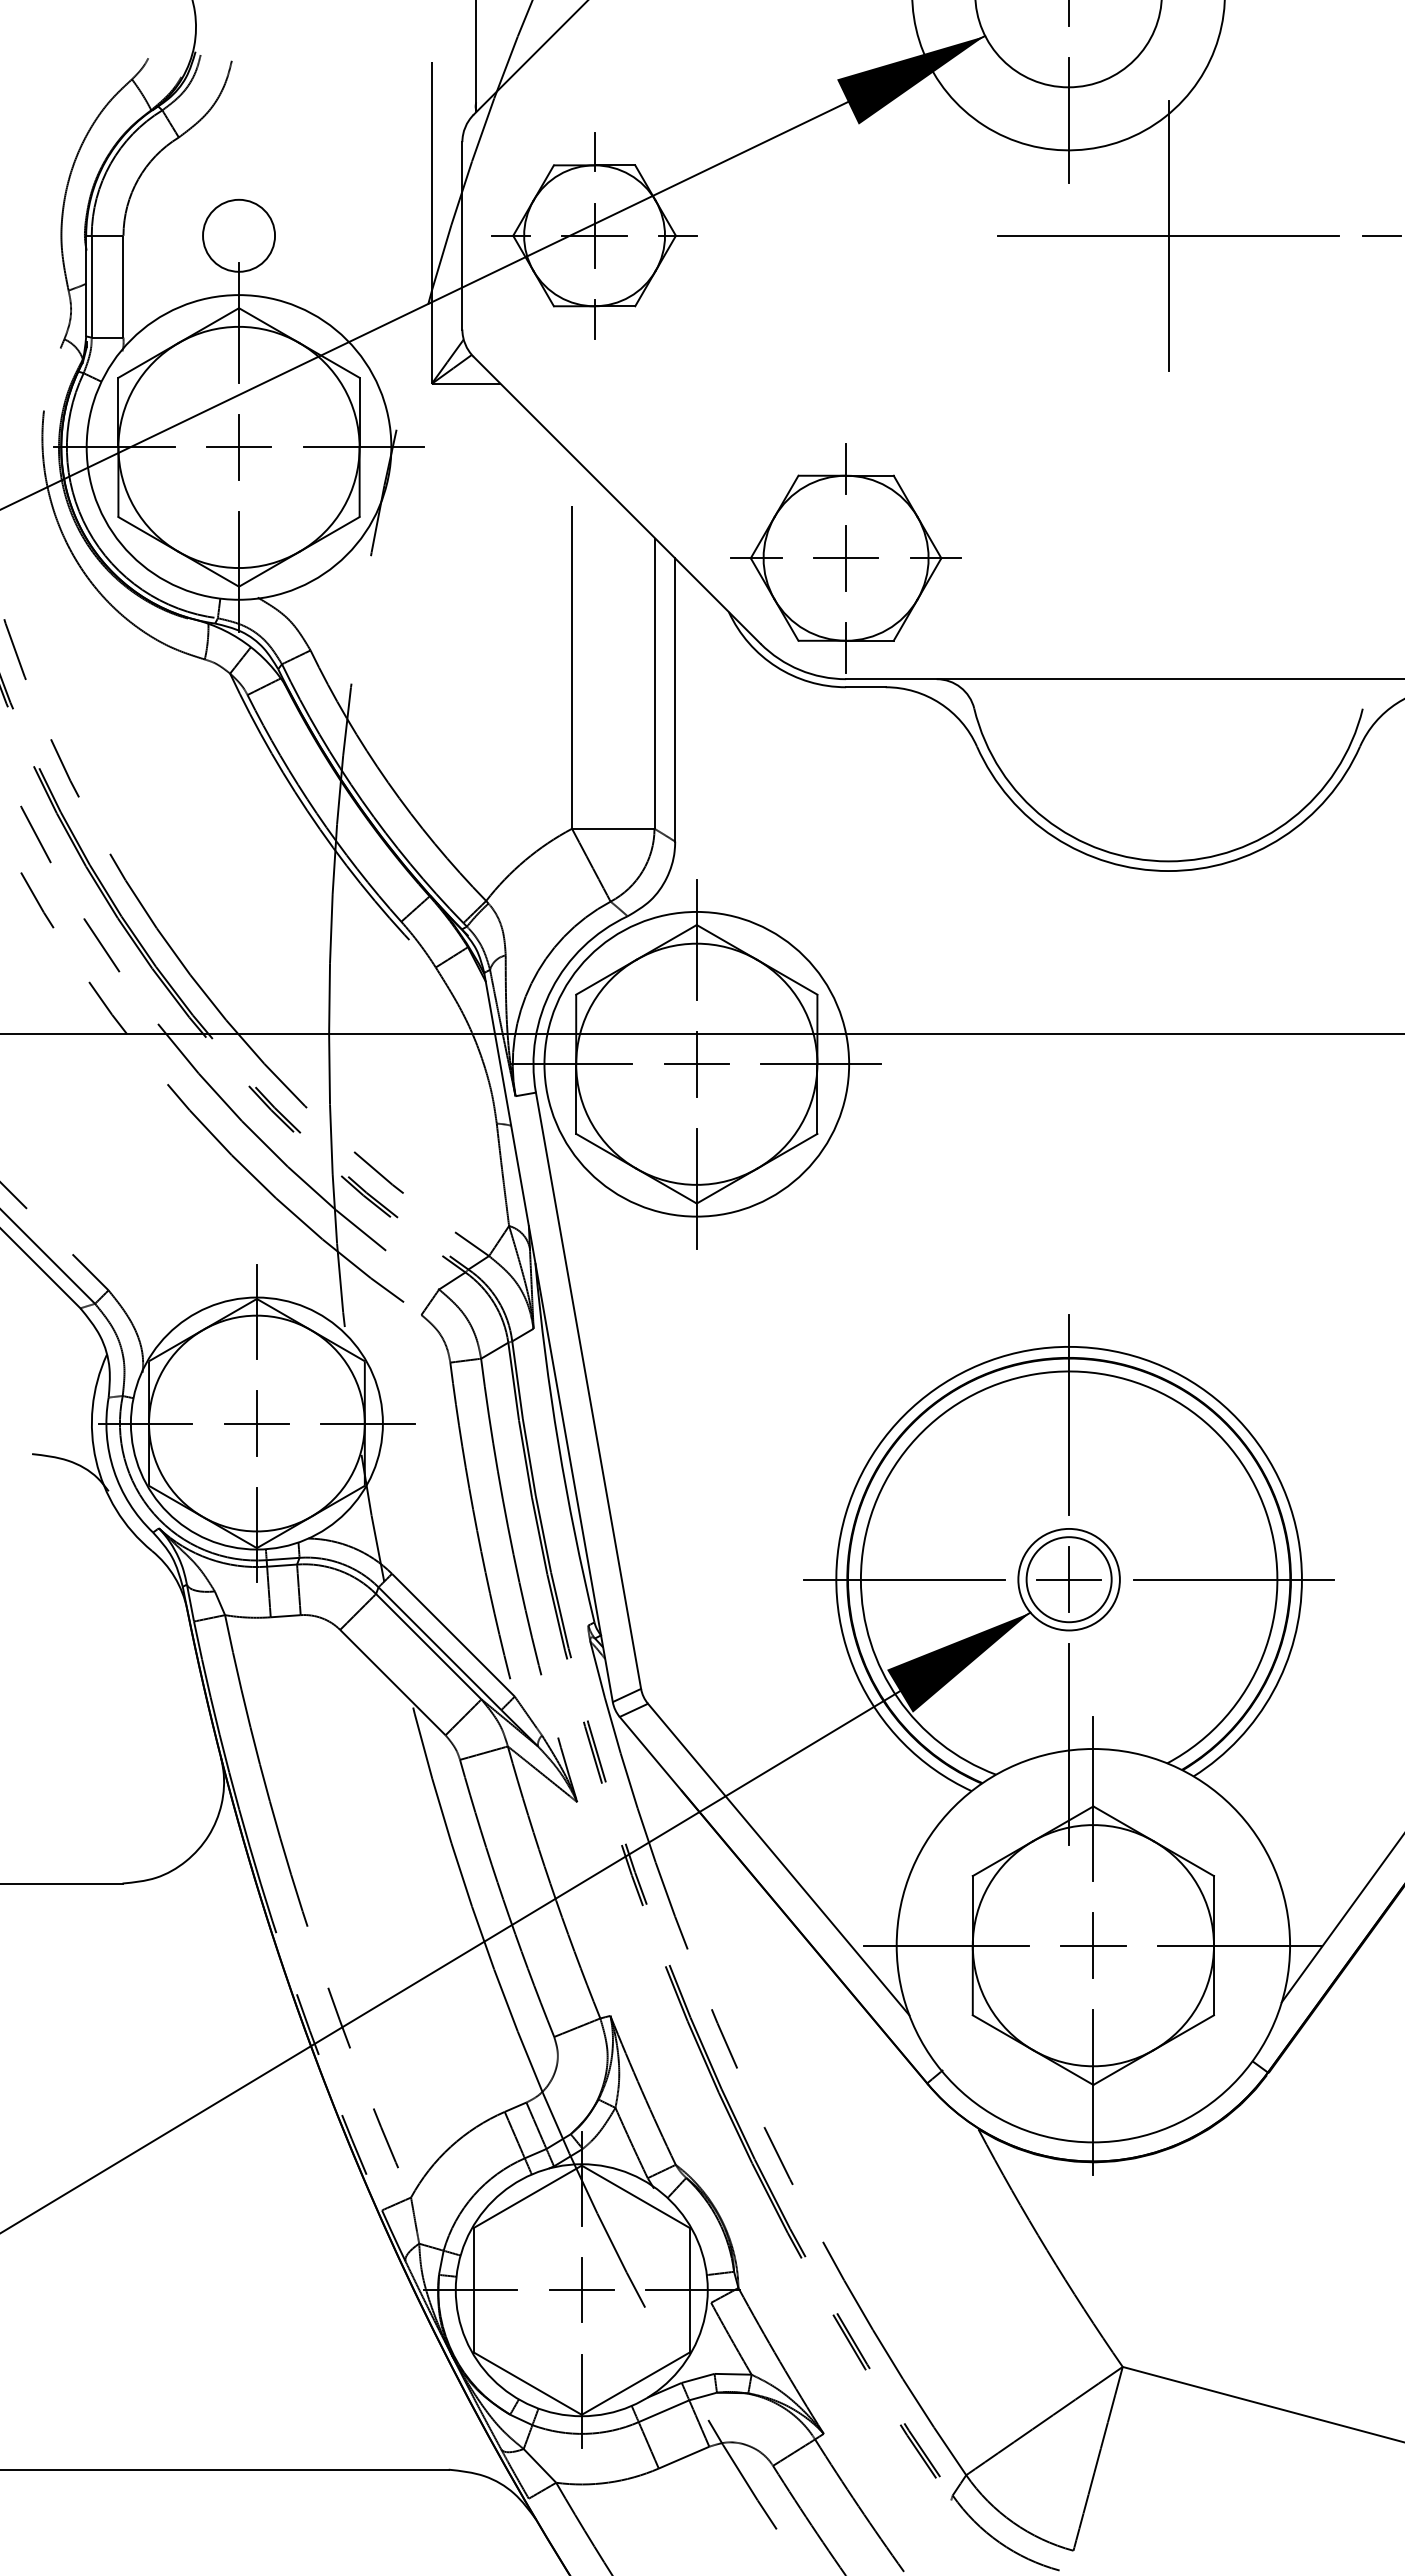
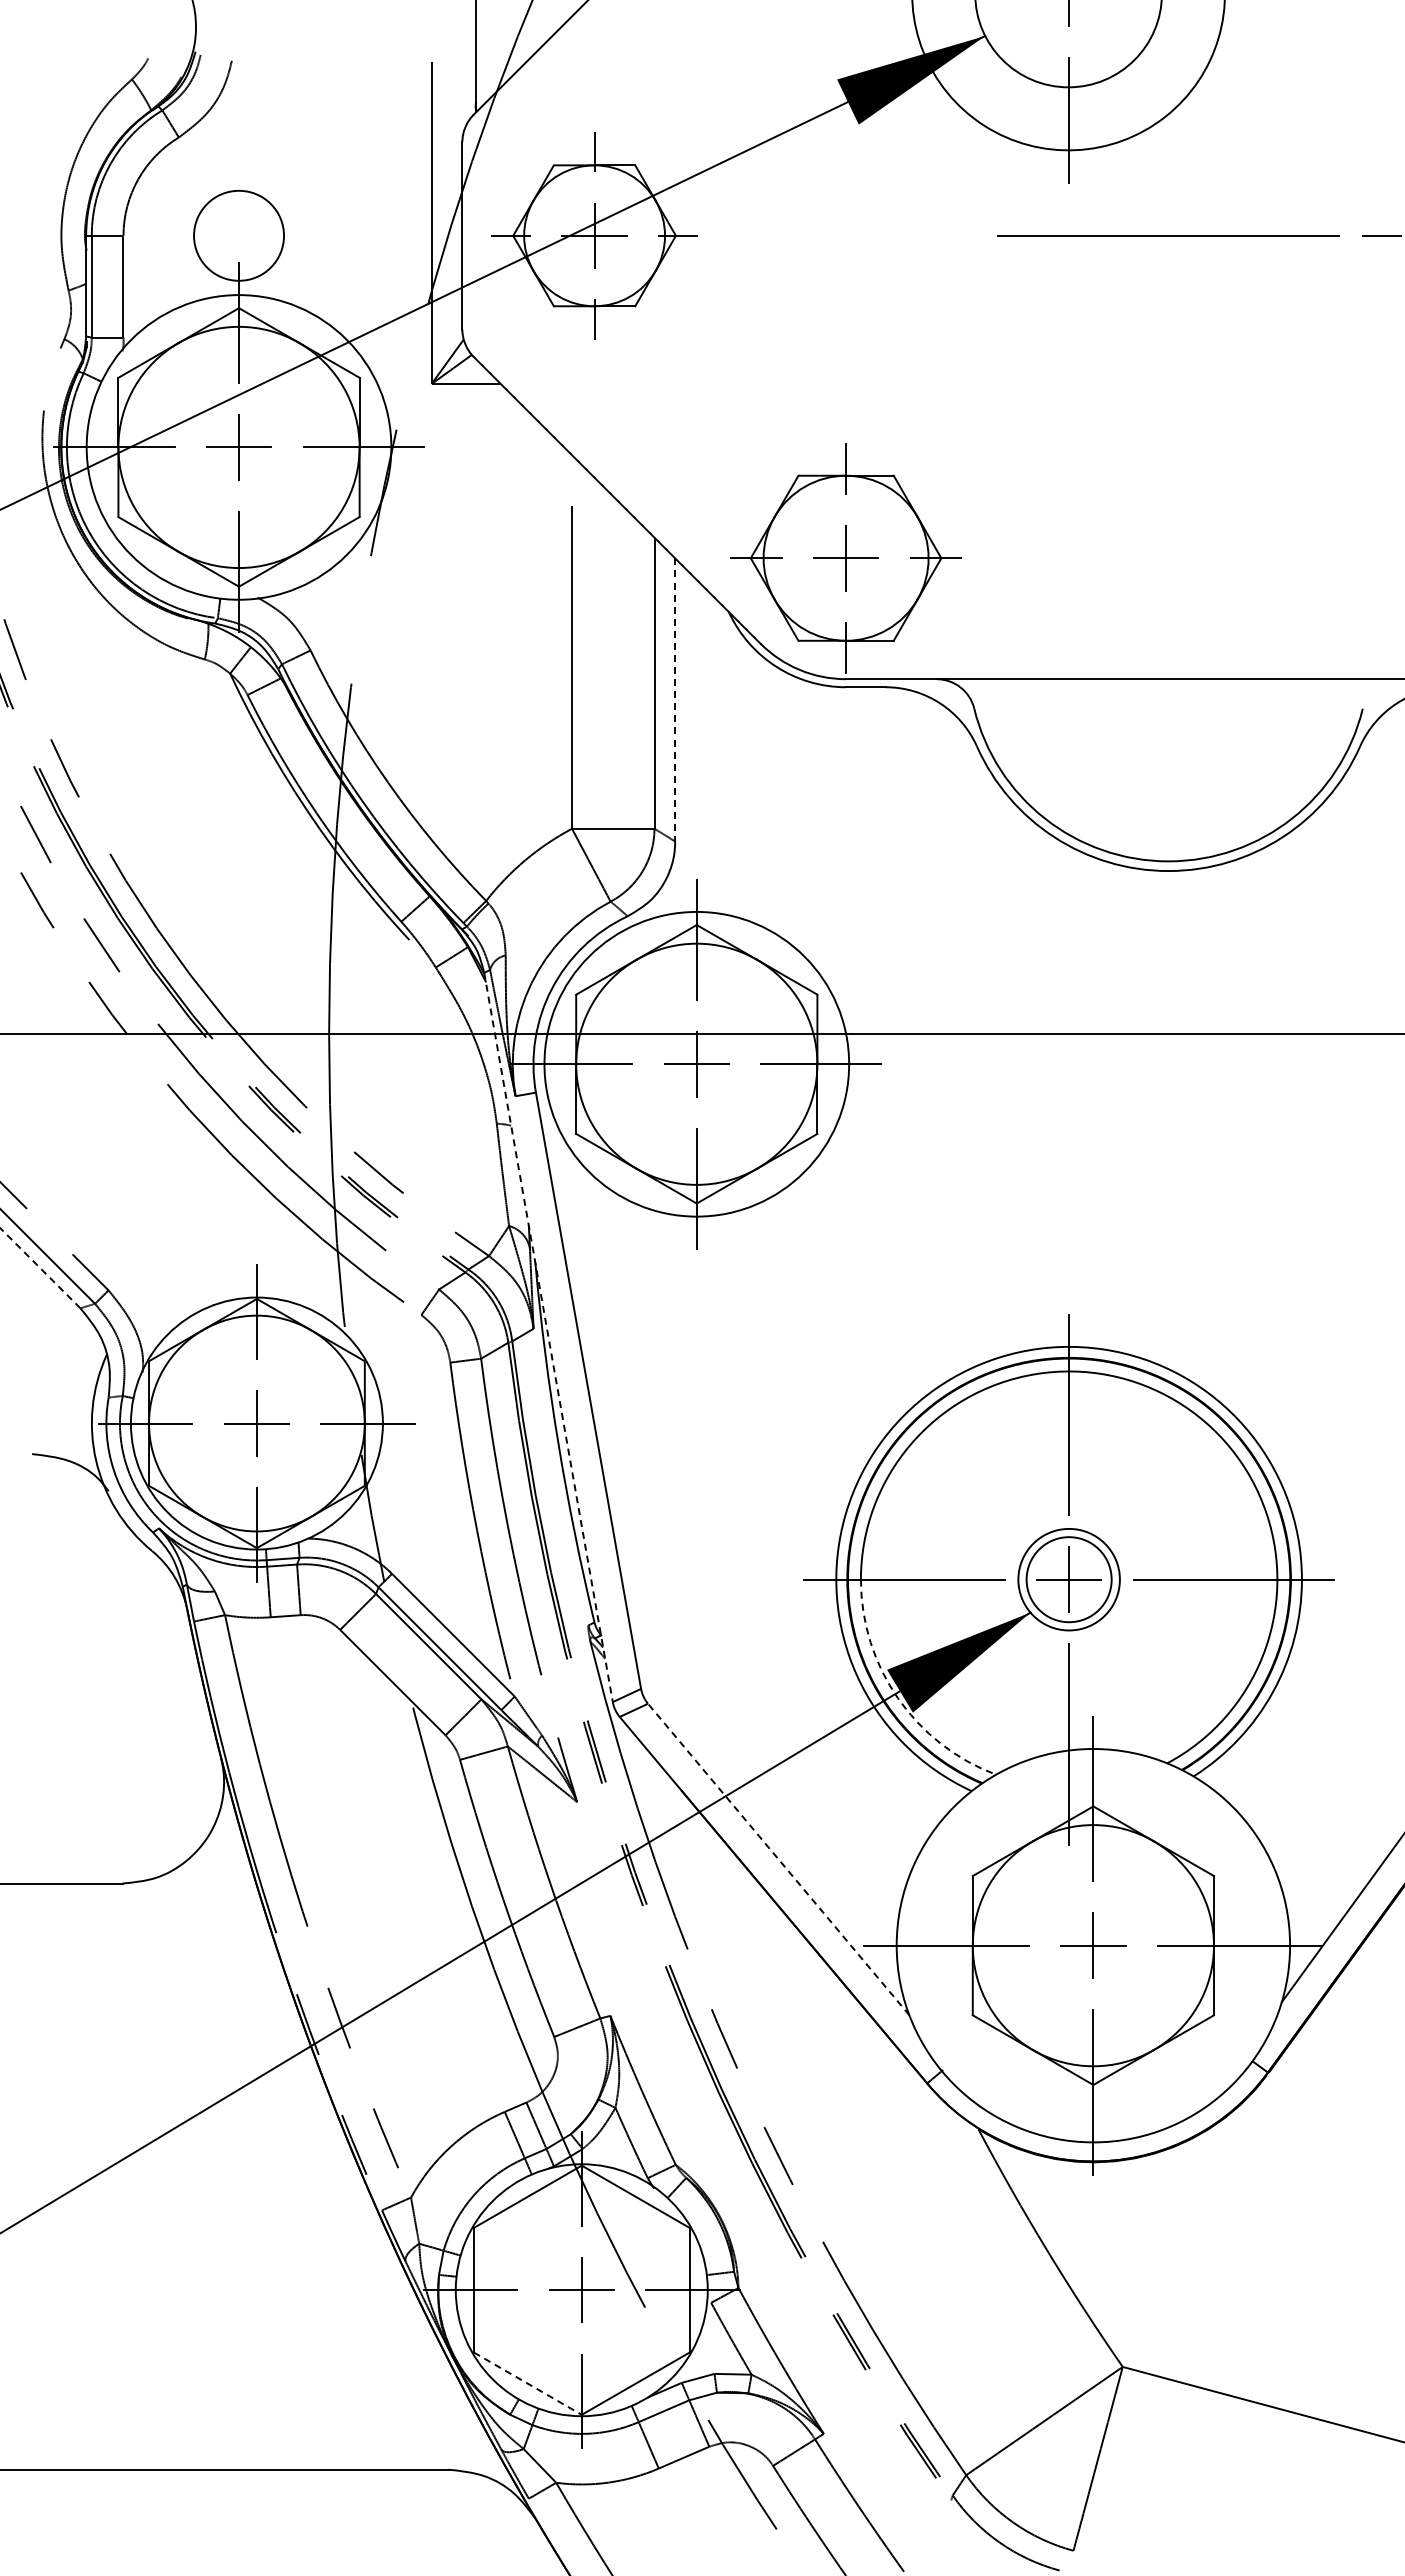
circle diameter: 72 px -> 90 px (239, 235)
line: present -> none (1168, 235)
line: solid -> dashed (675, 700)
line: solid -> dashed (40, 1268)
line: solid -> dashed (548, 1337)
arc: solid -> dashed (898, 1698)
line: solid -> dashed (778, 1859)
line: solid -> dashed (528, 2383)
